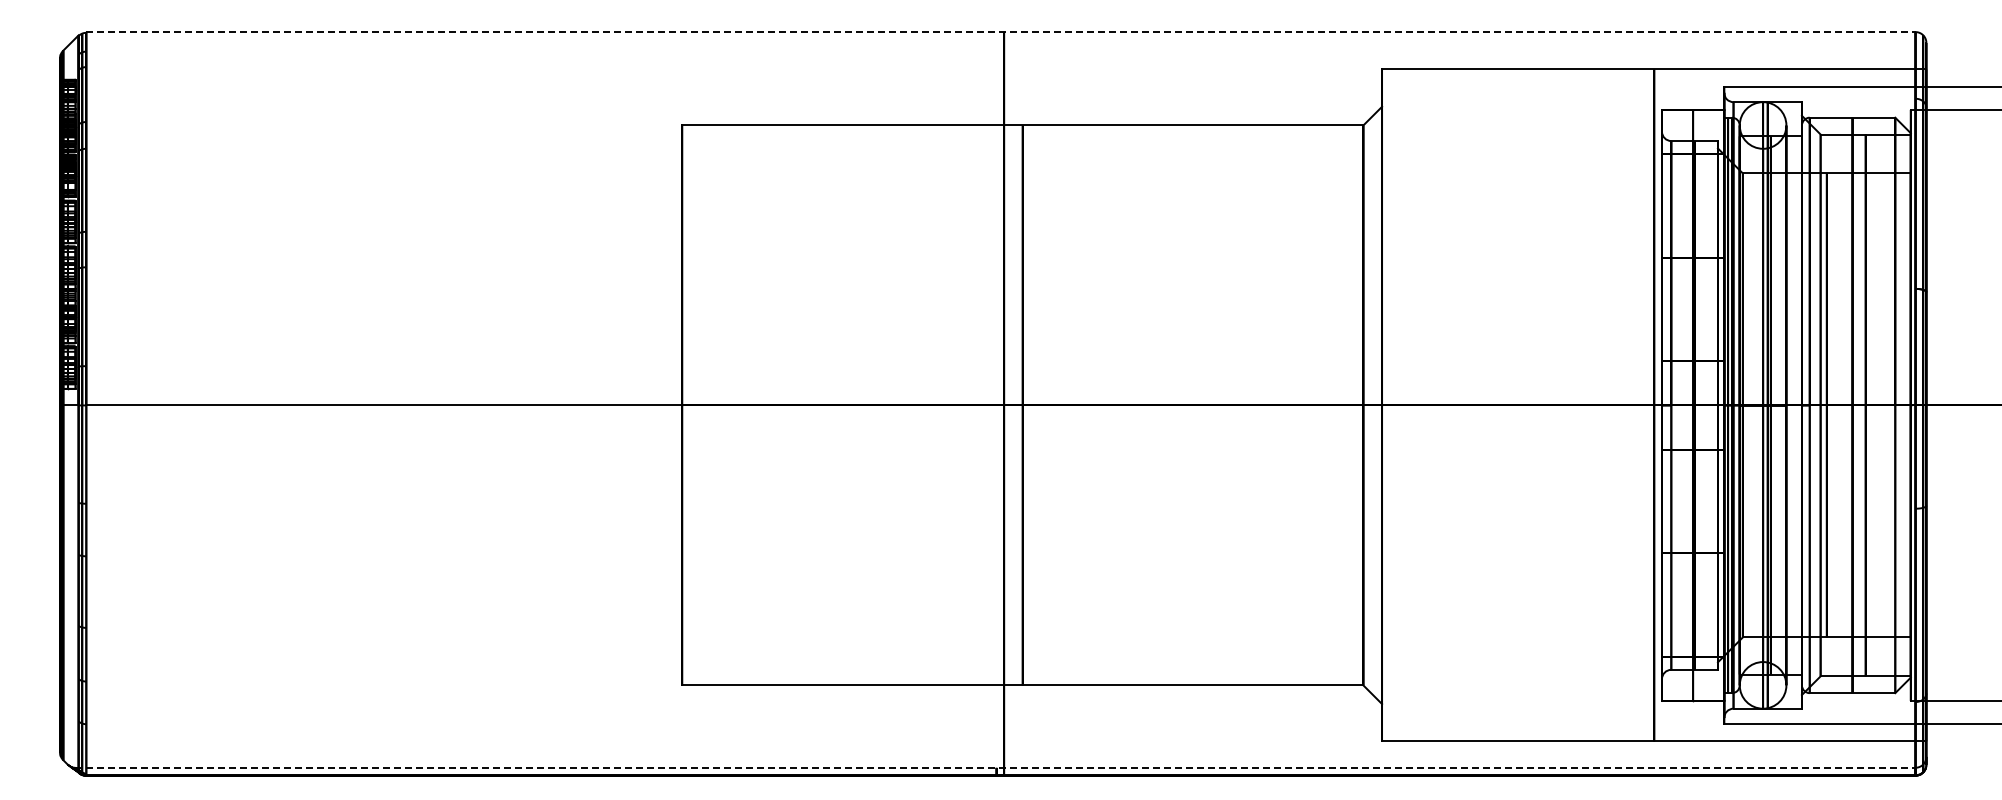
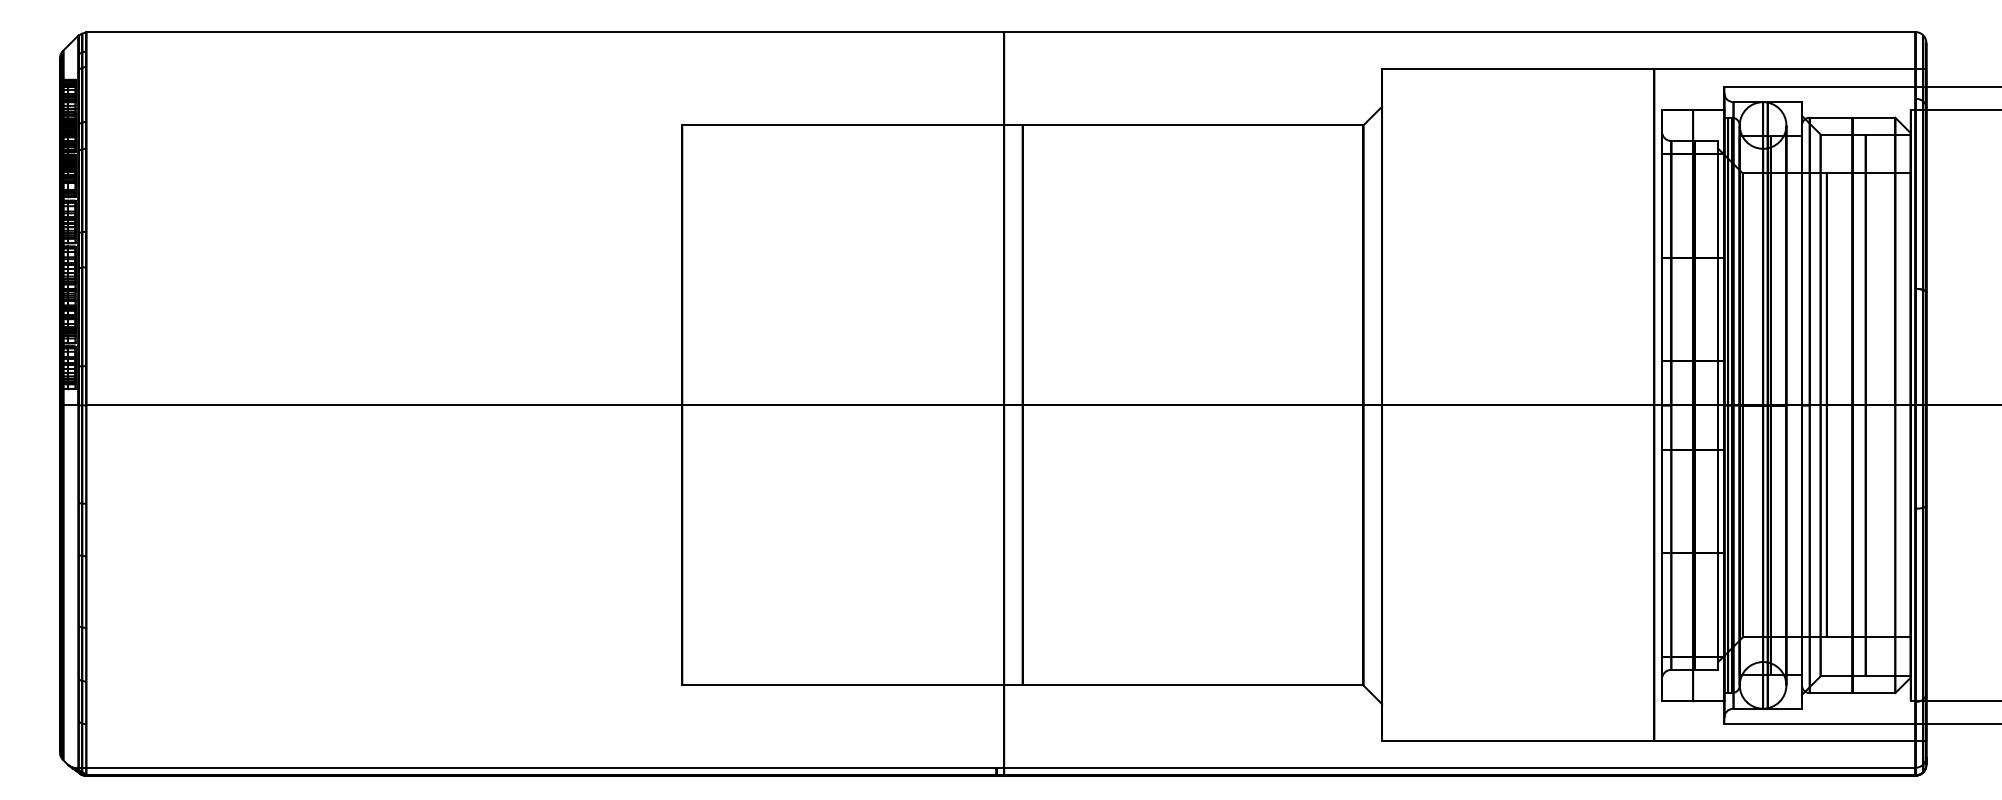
line: dashed -> solid (1000, 32)
line: dashed -> solid (995, 767)
